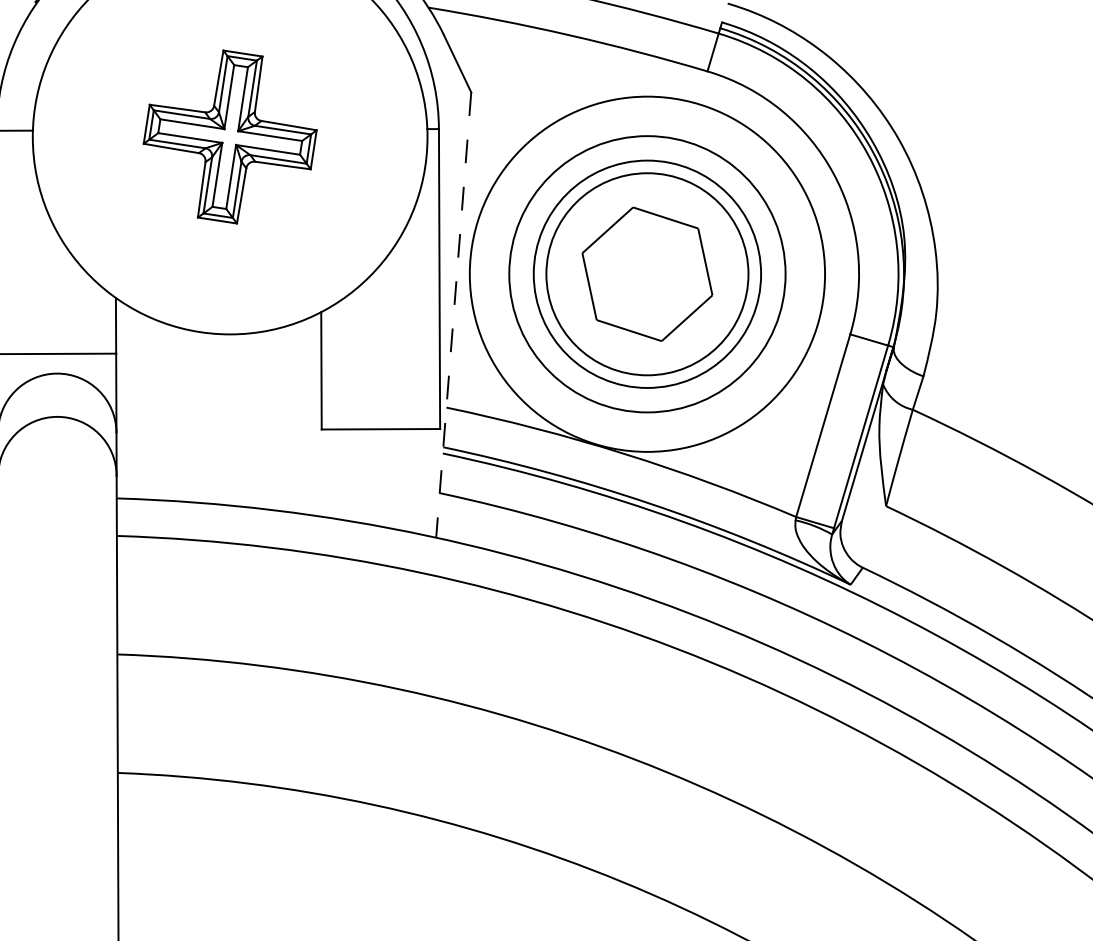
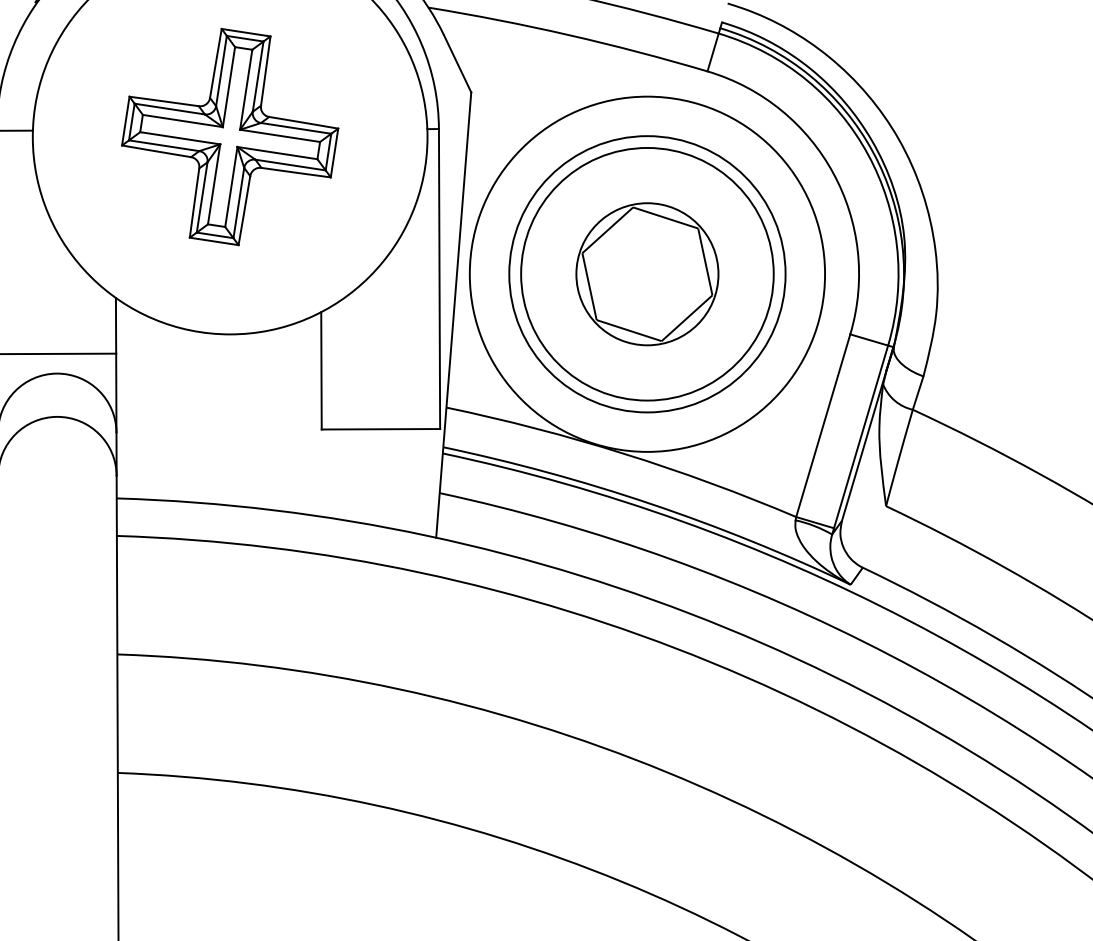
part size: 176x176 px -> 219x220 px (230, 136)
circle diameter: 227 px -> 142 px (647, 274)
circle diameter: 202 px -> 253 px (647, 273)
line: dashed -> solid (453, 315)
